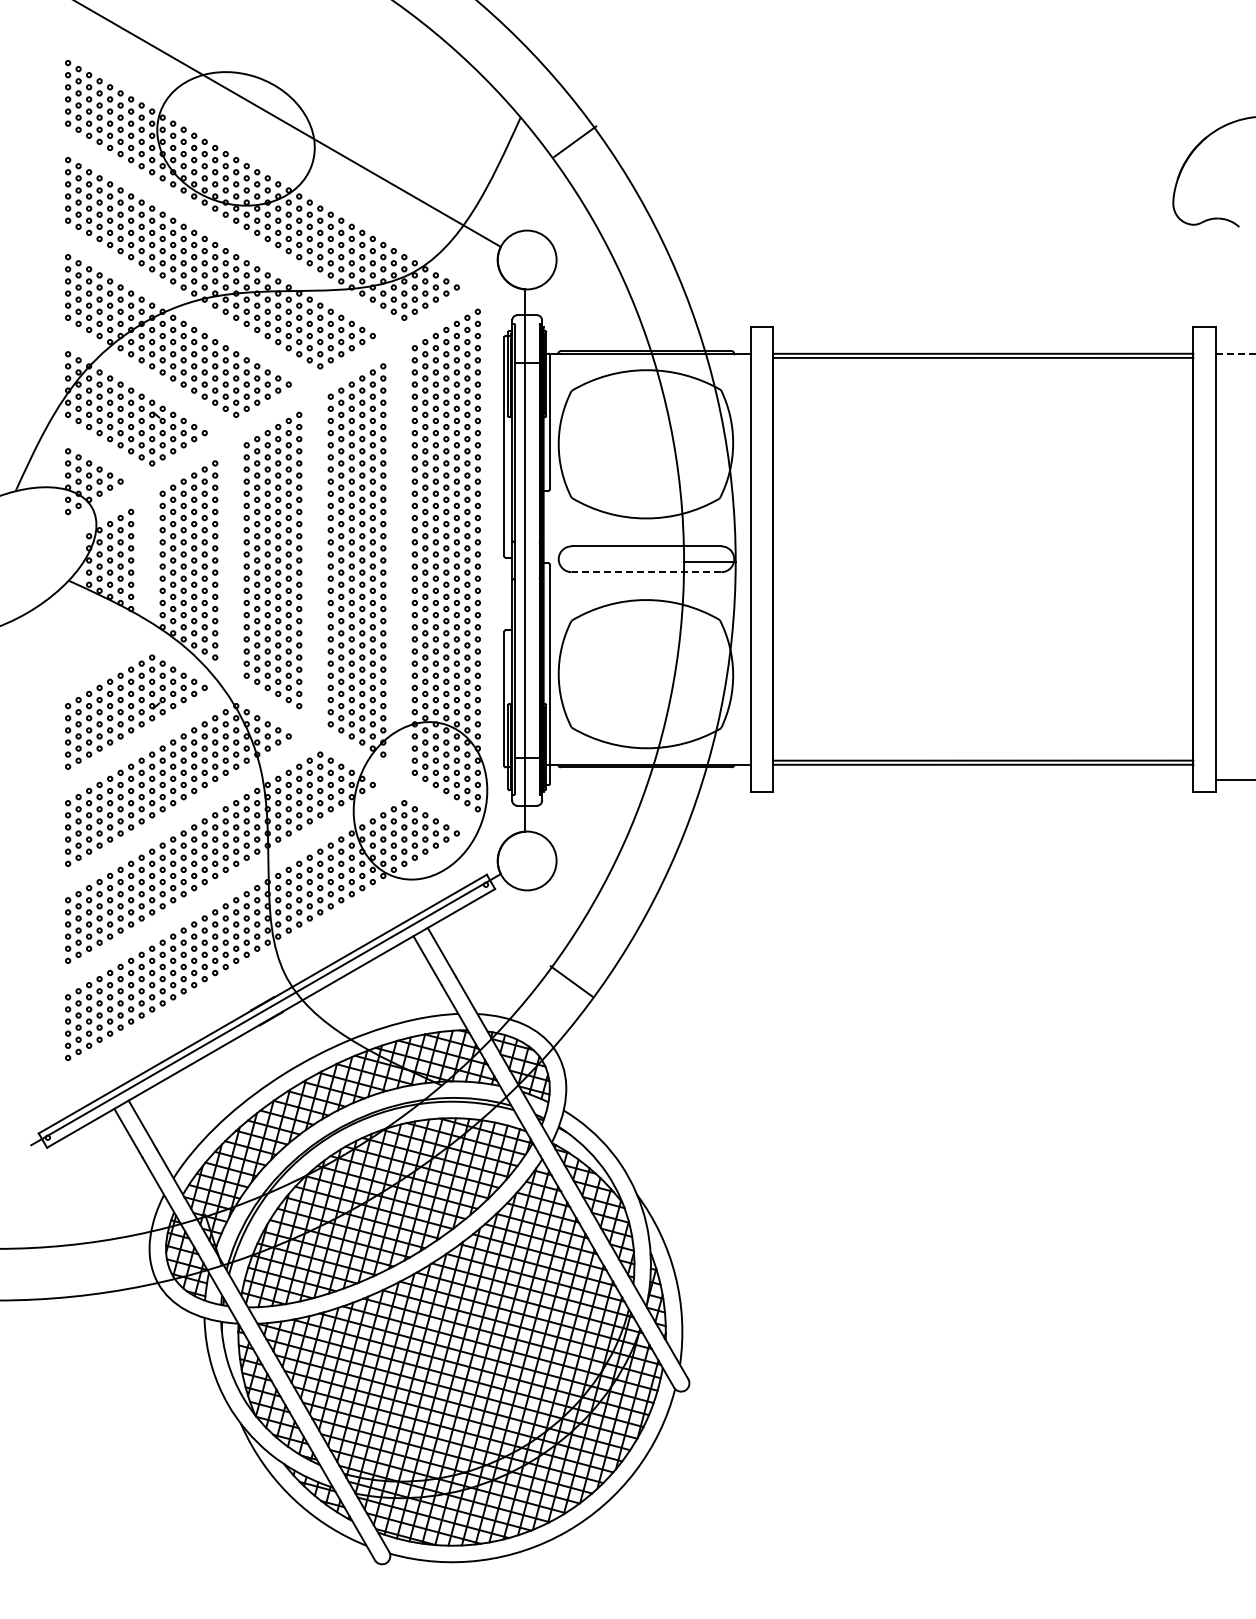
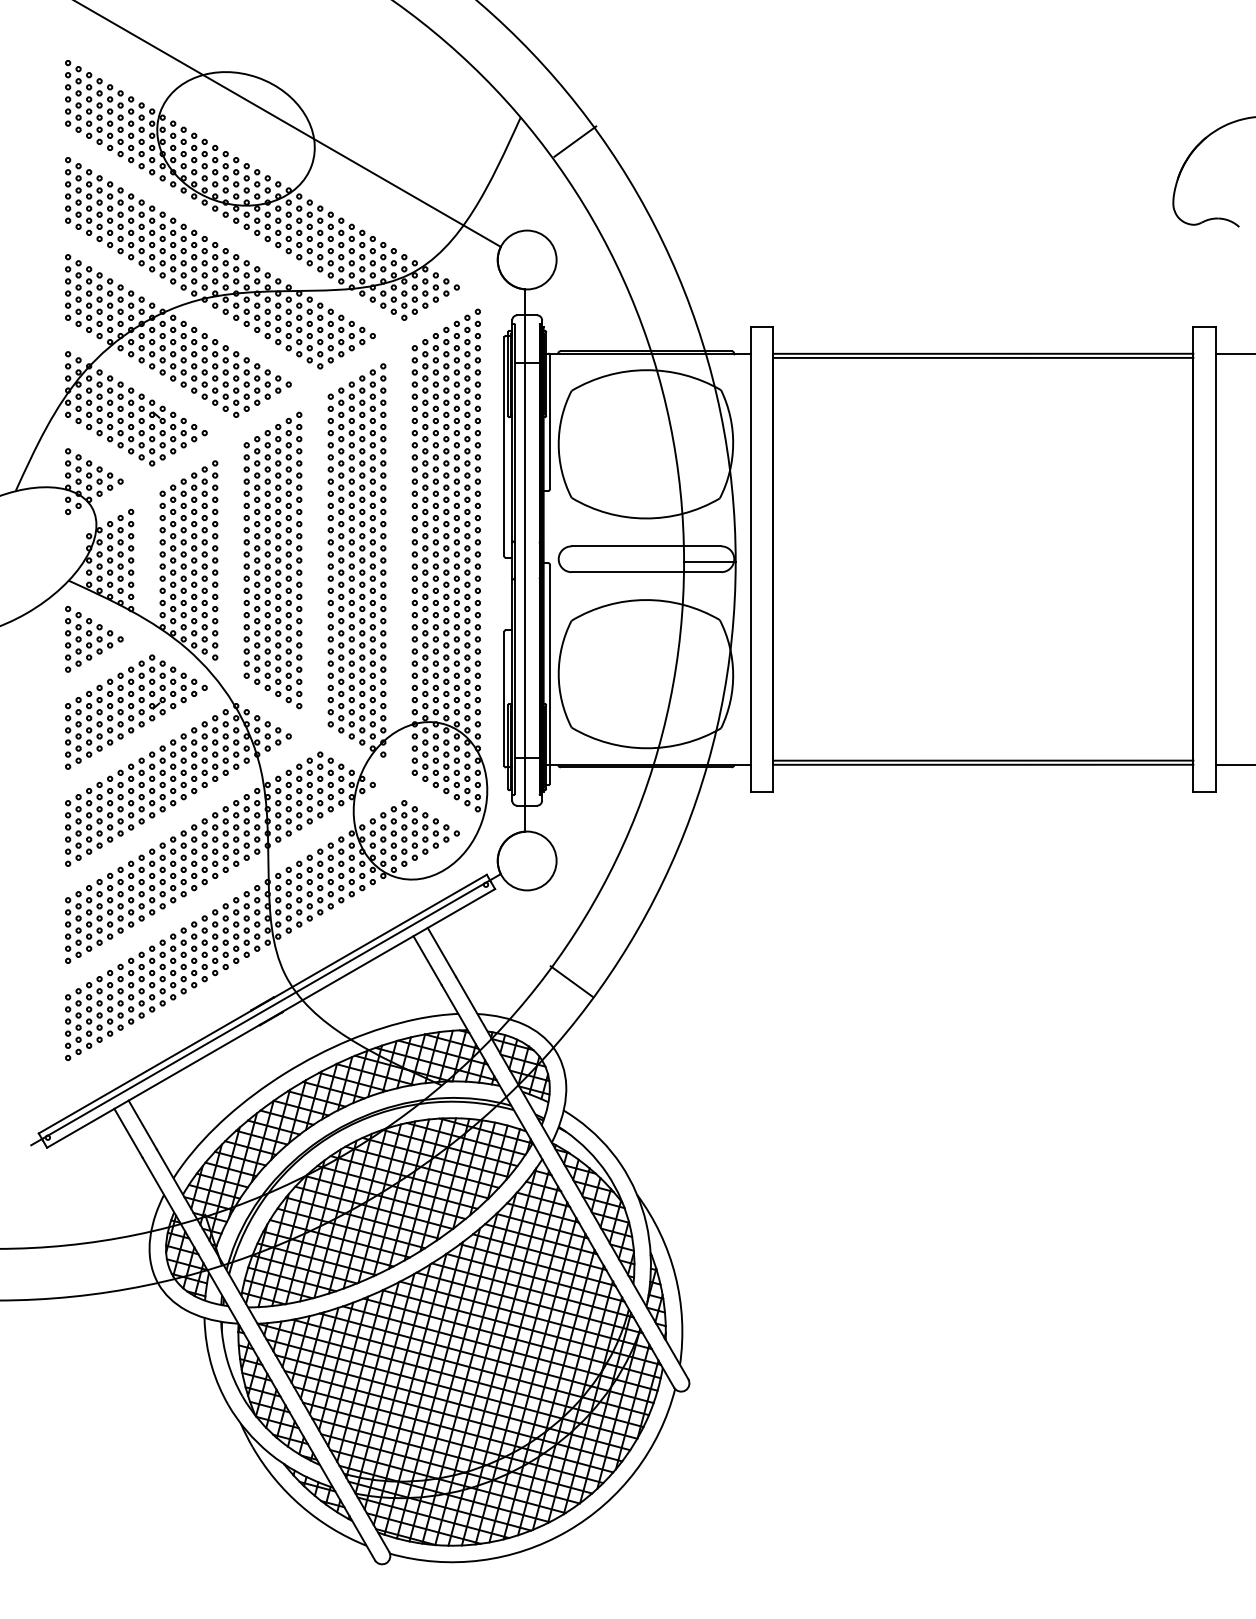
line: dashed -> solid (1235, 353)
line: dashed -> solid (646, 572)
part: none -> present (94, 639)
line position: (1233, 779) -> (1233, 764) (1233, 764)
